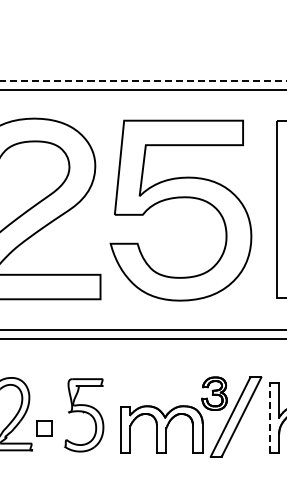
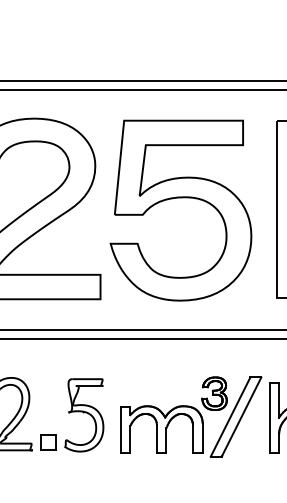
line: dashed -> solid (143, 80)
line: dashed -> solid (269, 417)
part position: (44, 428) -> (48, 442) (48, 442)
